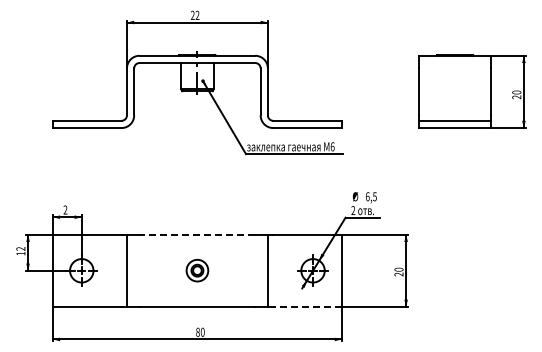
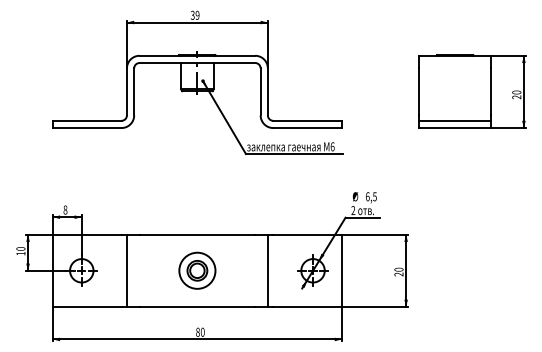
text: 22 -> 39 (194, 15)
text: 2 -> 8 (65, 209)
line: dashed -> solid (197, 234)
text: 12 -> 10 (20, 248)
part size: 25x24 px -> 39x39 px (197, 270)
line: dashed -> solid (307, 306)
